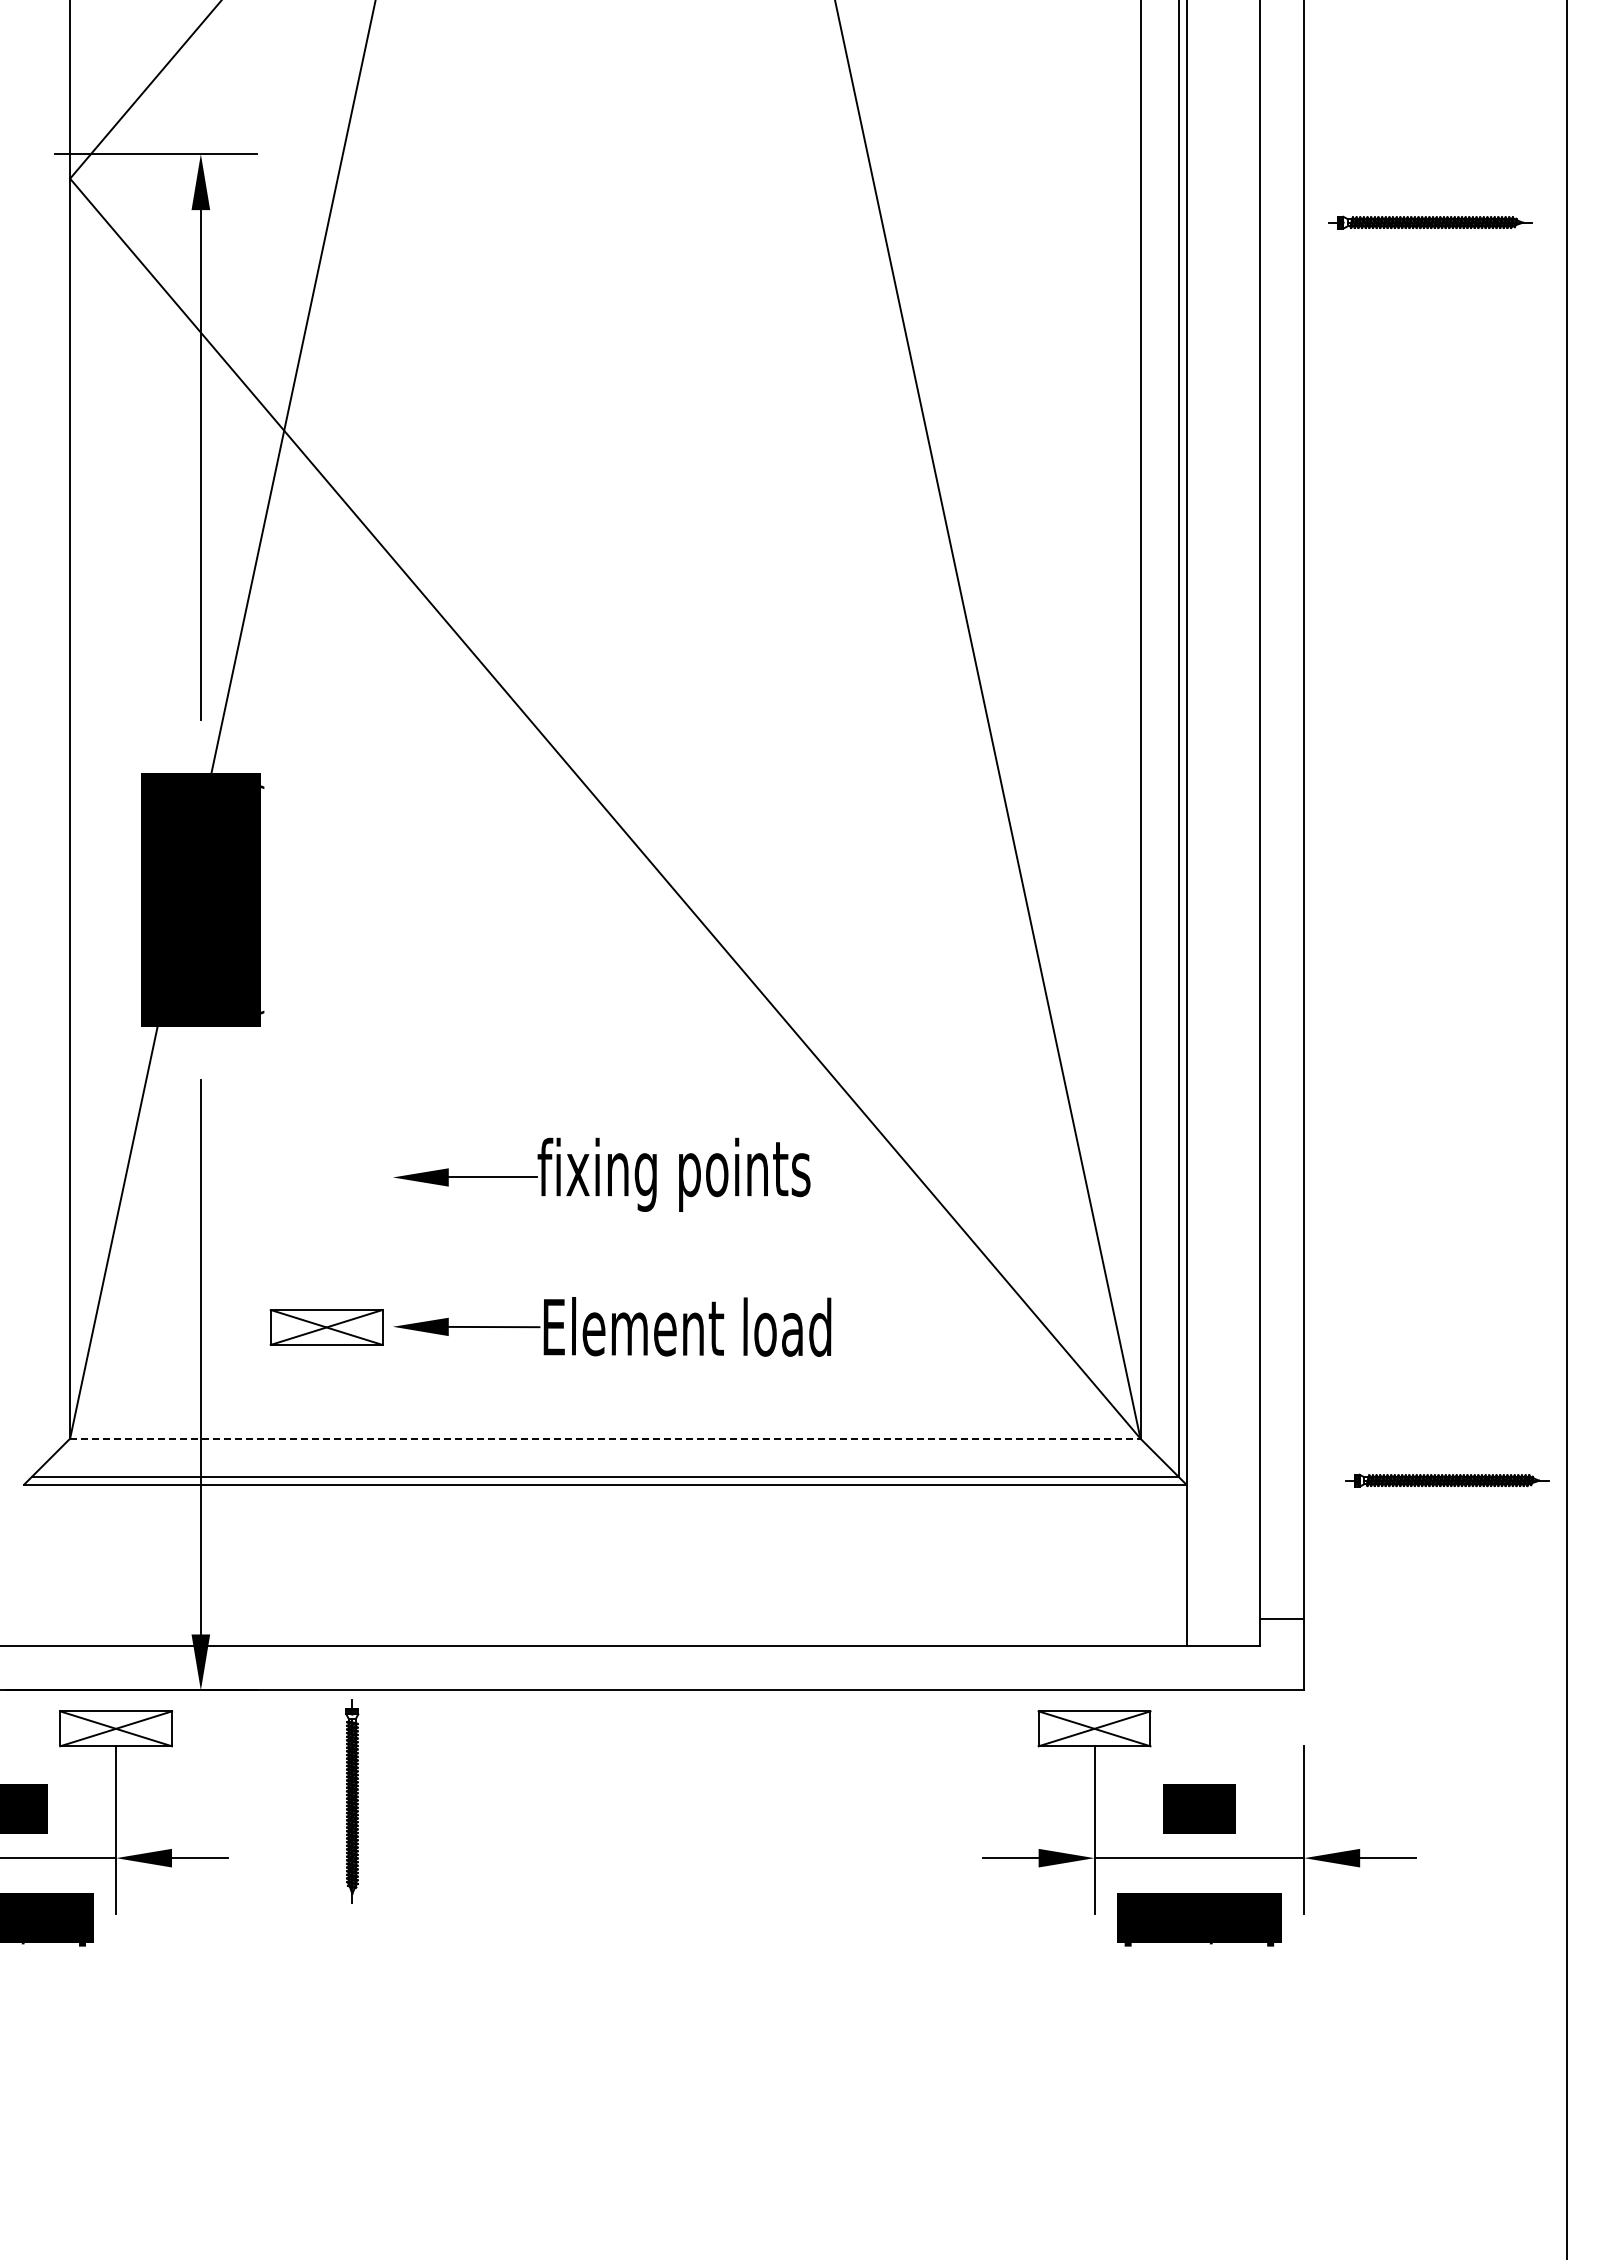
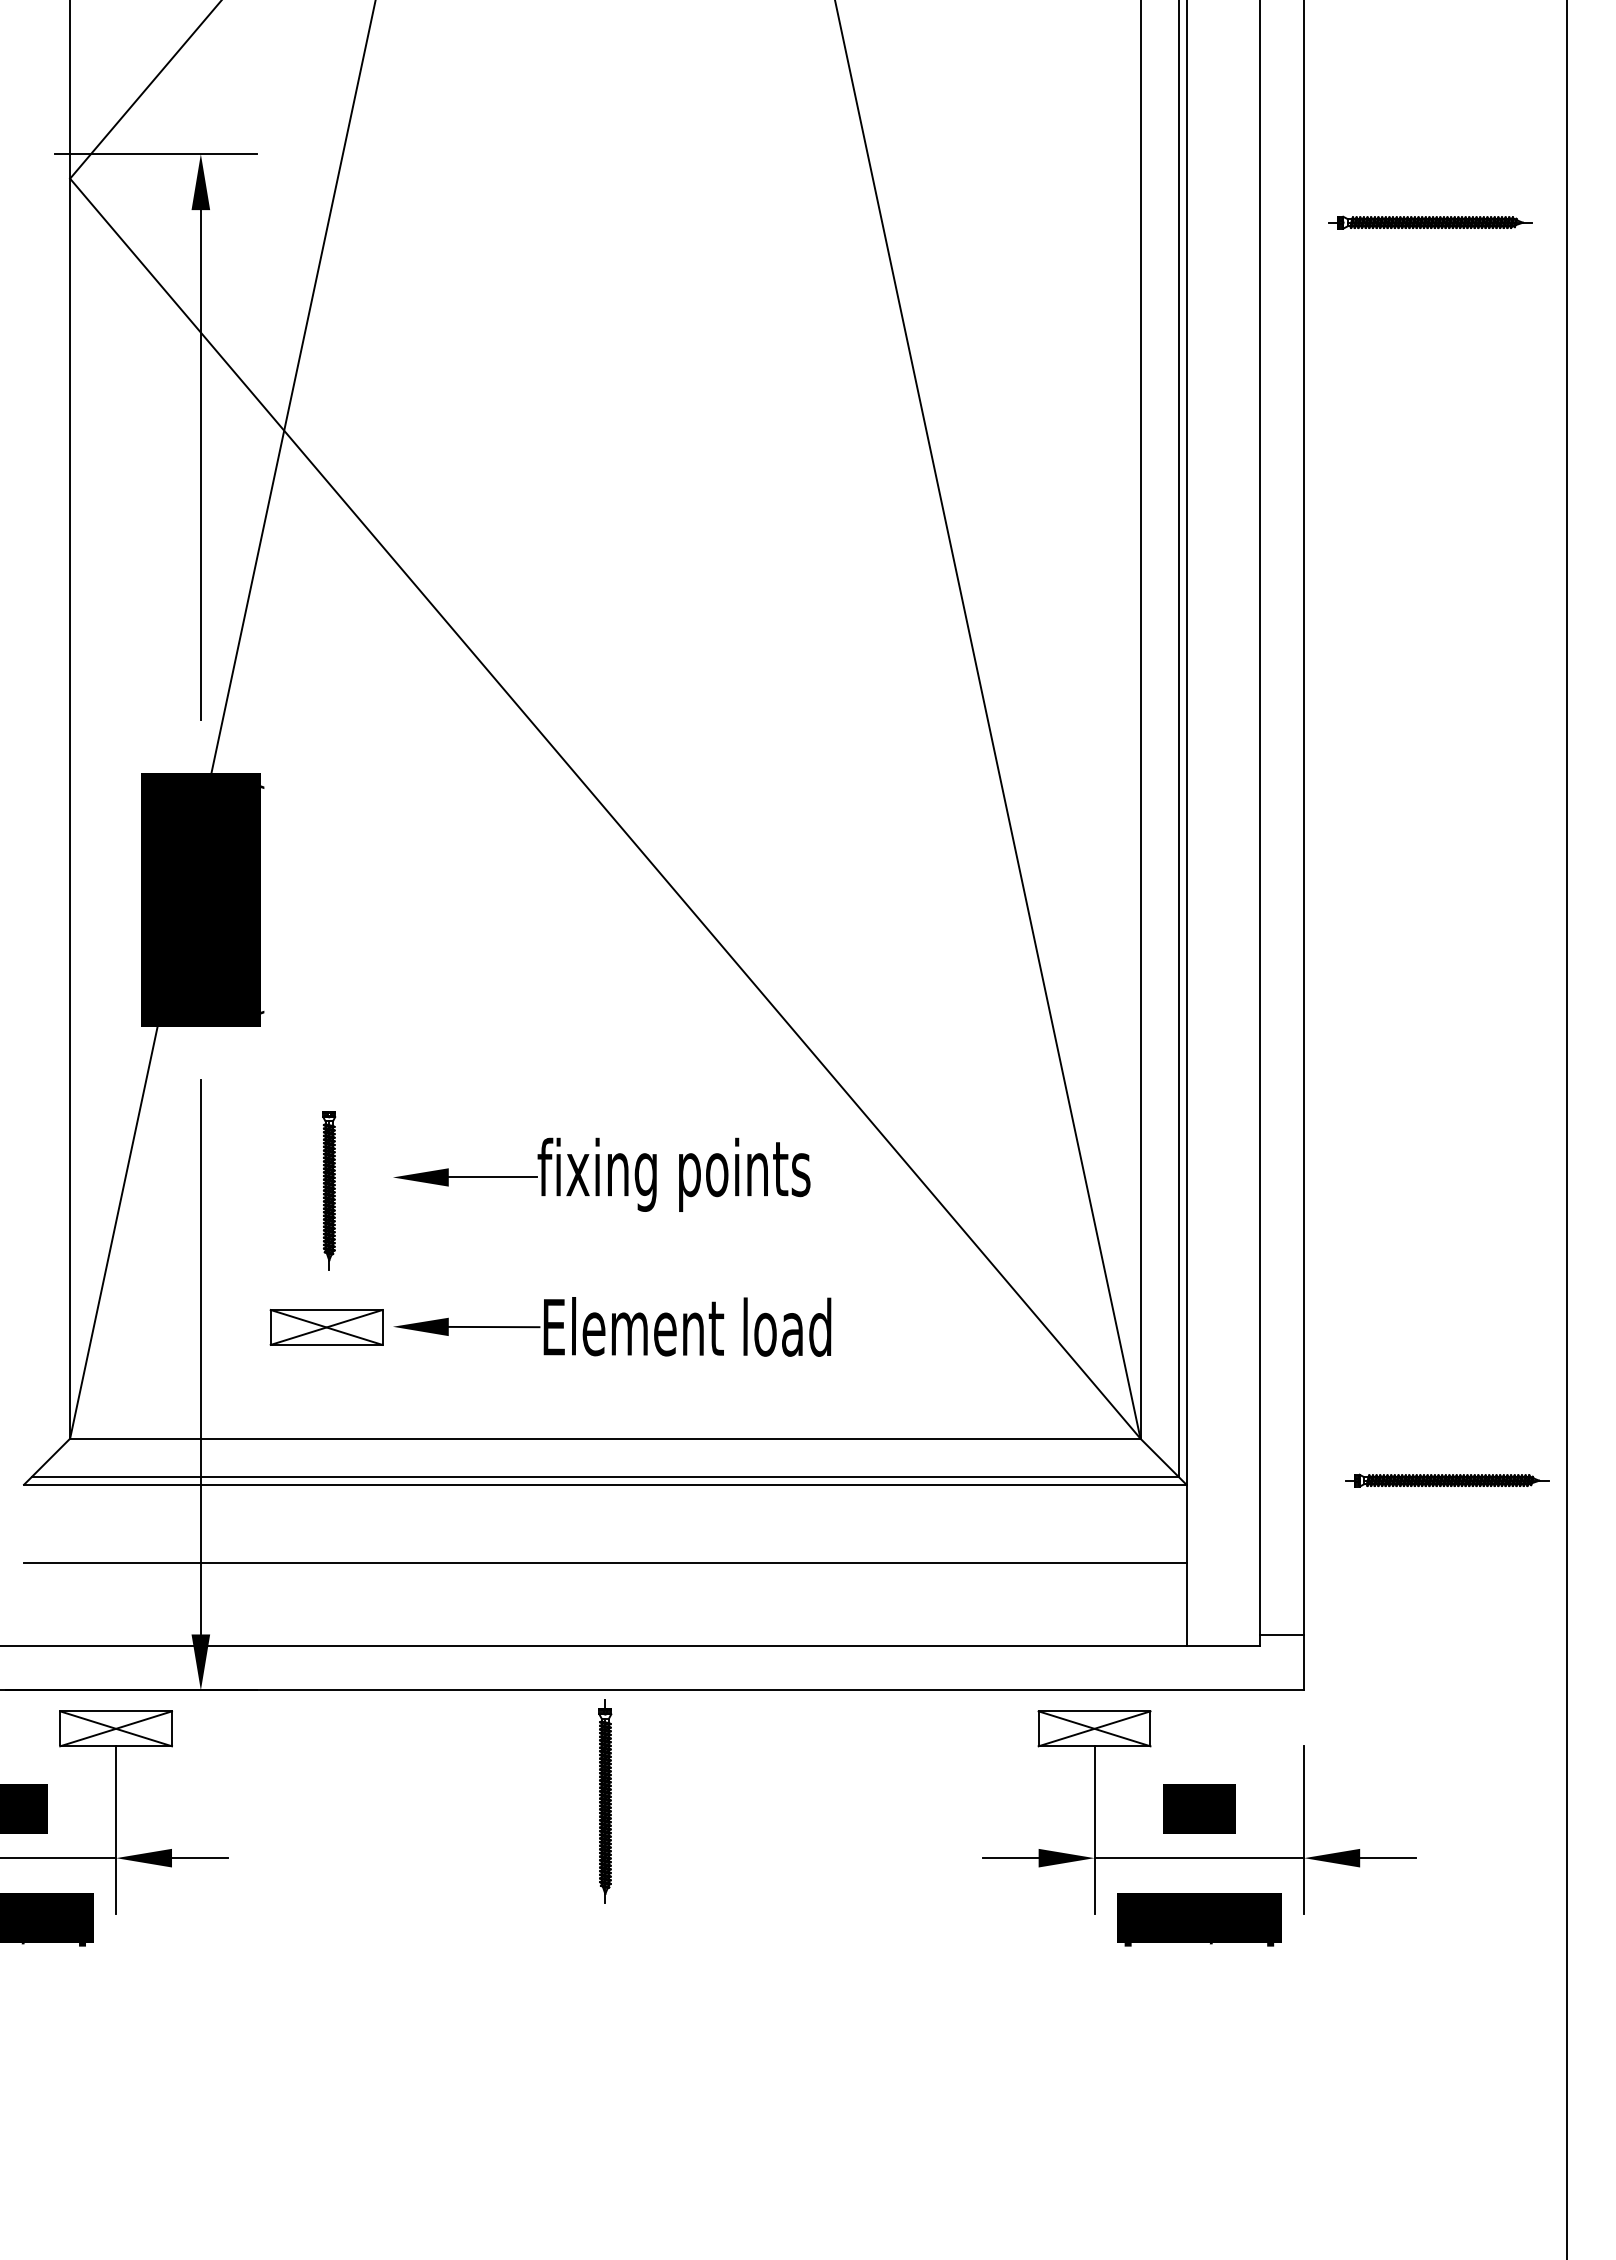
part: none -> present (329, 1190)
line: dashed -> solid (605, 1438)
line: none -> present (605, 1563)
line position: (1282, 1619) -> (1282, 1635) (1282, 1635)
part position: (352, 1801) -> (605, 1801) (605, 1801)
